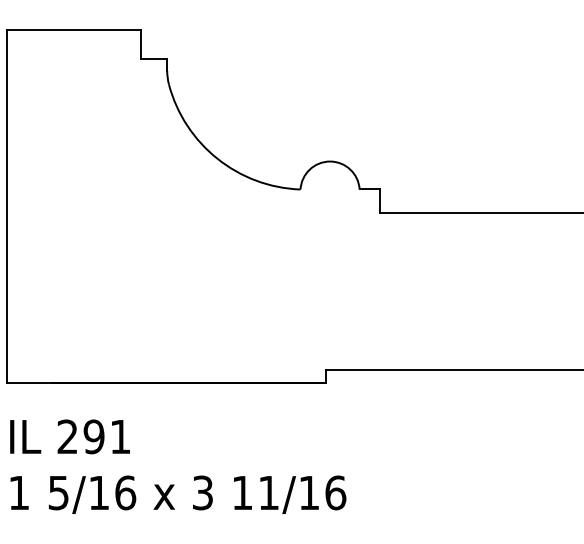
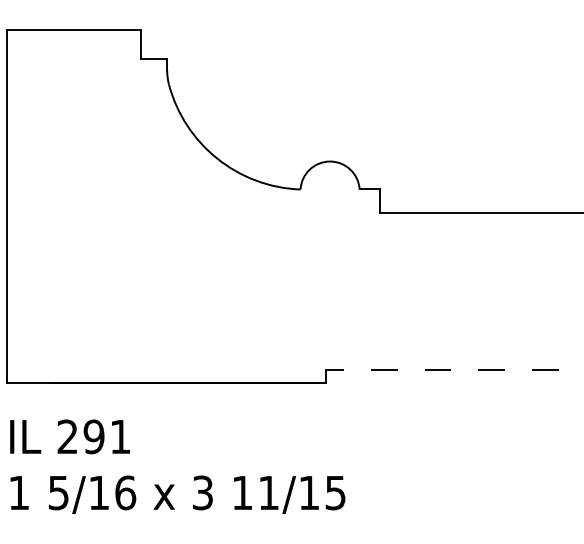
line: solid -> dashed (454, 369)
text: 11/16 -> 11/15 (335, 492)
